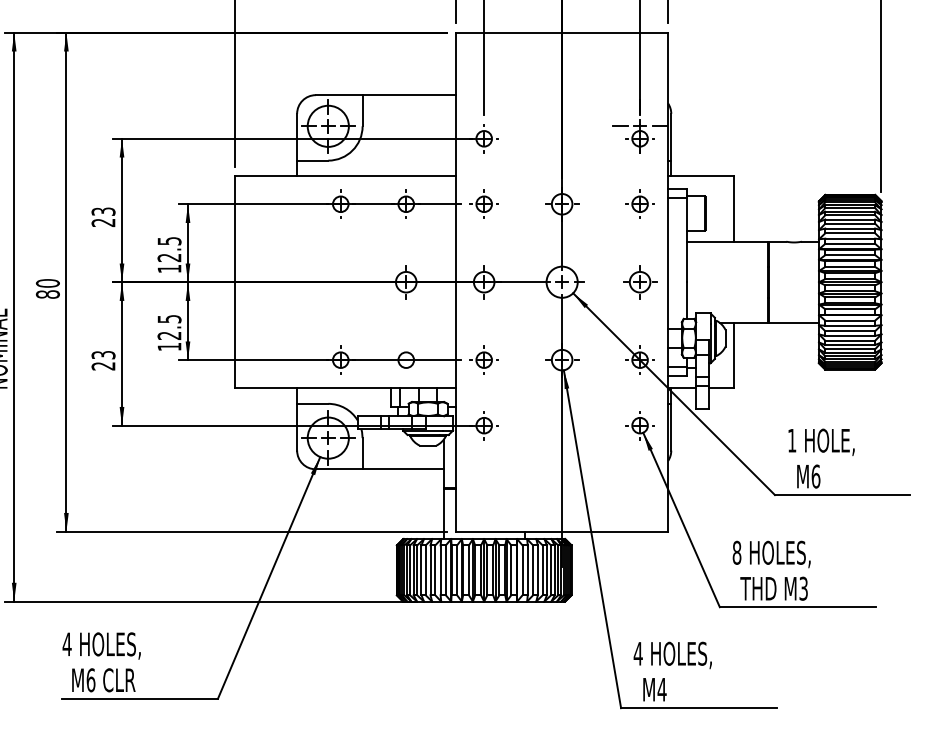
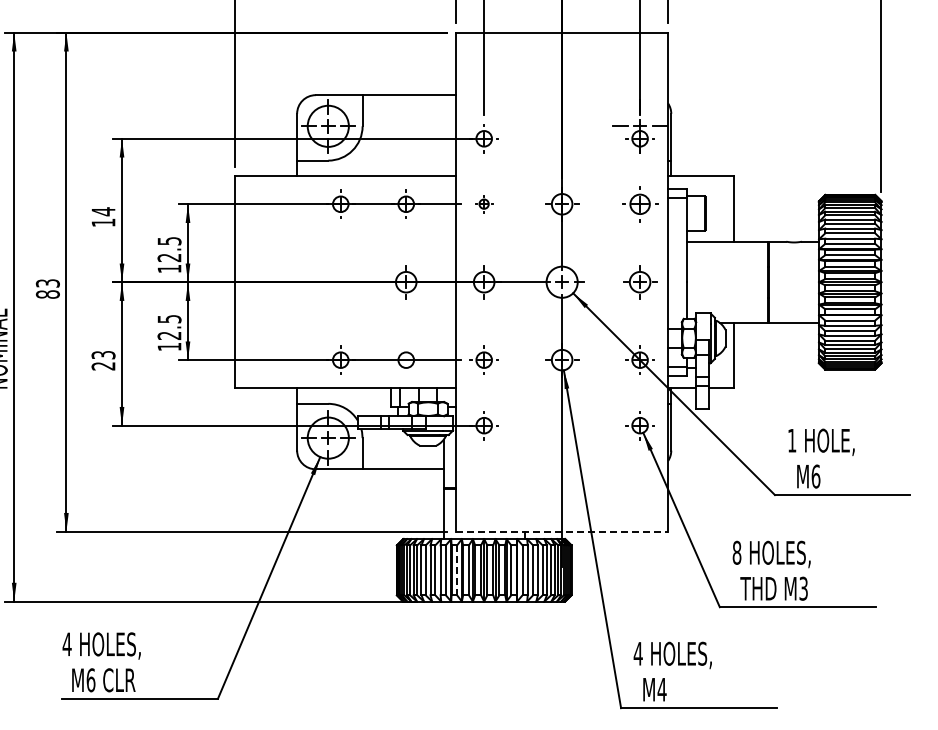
part size: 30x30 px -> 19x19 px (484, 204)
part size: 30x30 px -> 37x37 px (640, 204)
text: 23 -> 14 (103, 217)
text: 80 -> 83 (47, 283)
line: solid -> dashed (562, 531)
line: solid -> dashed (457, 570)
